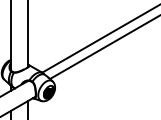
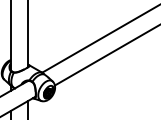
line position: (103, 47) -> (105, 55) (105, 55)
